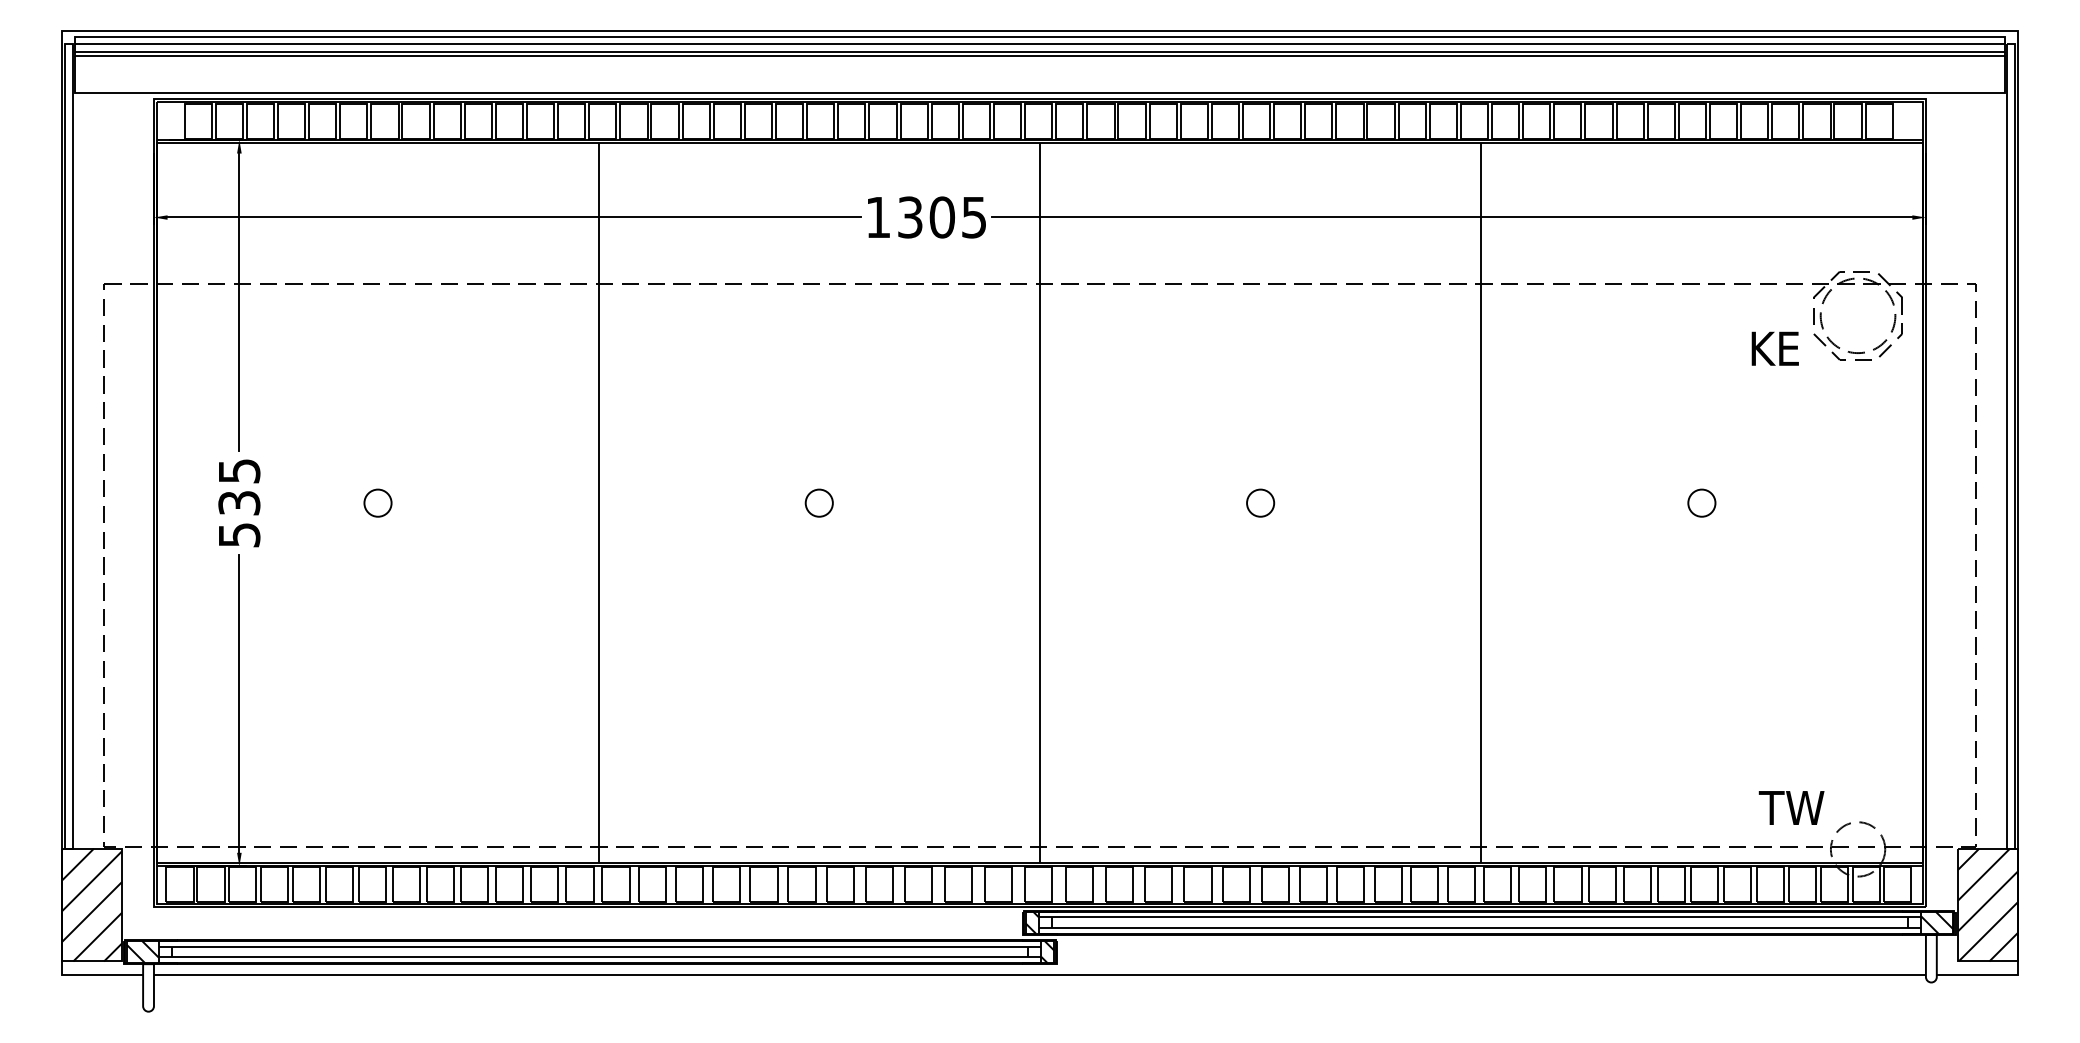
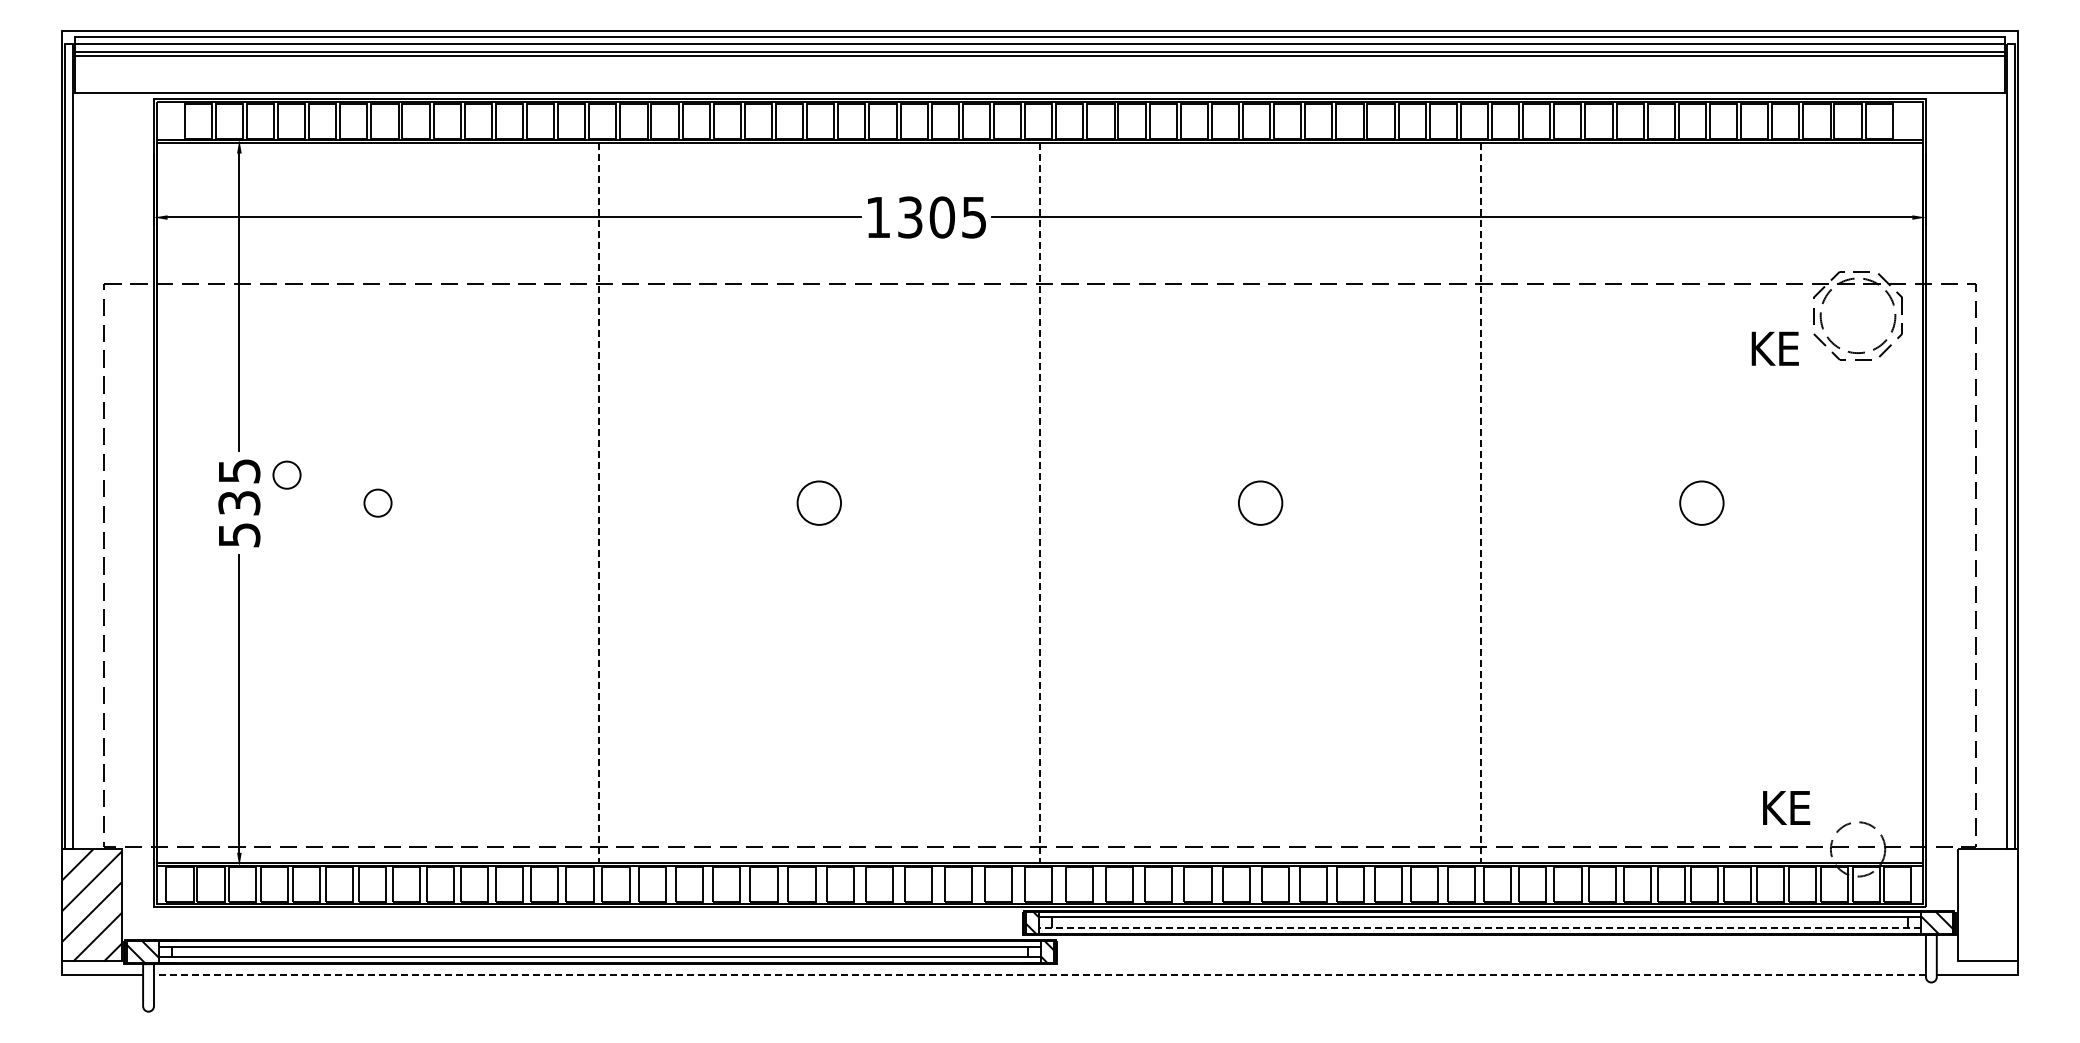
circle: none -> present (286, 474)
circle diameter: 27 px -> 43 px (819, 502)
circle diameter: 27 px -> 43 px (1260, 502)
circle diameter: 27 px -> 43 px (1701, 502)
line: solid -> dashed (598, 503)
line: solid -> dashed (1039, 503)
line: solid -> dashed (1481, 503)
text: TW -> KE (1791, 807)
hatch: present -> none (1987, 904)
line: solid -> dashed (1479, 928)
line: solid -> dashed (1039, 975)
